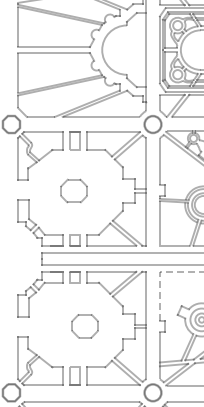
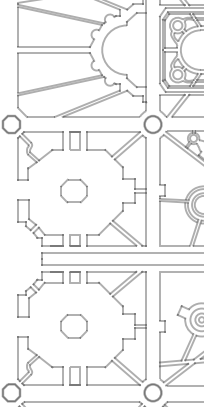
line: dashed -> solid (159, 273)
part position: (84, 326) -> (73, 326) (73, 326)
